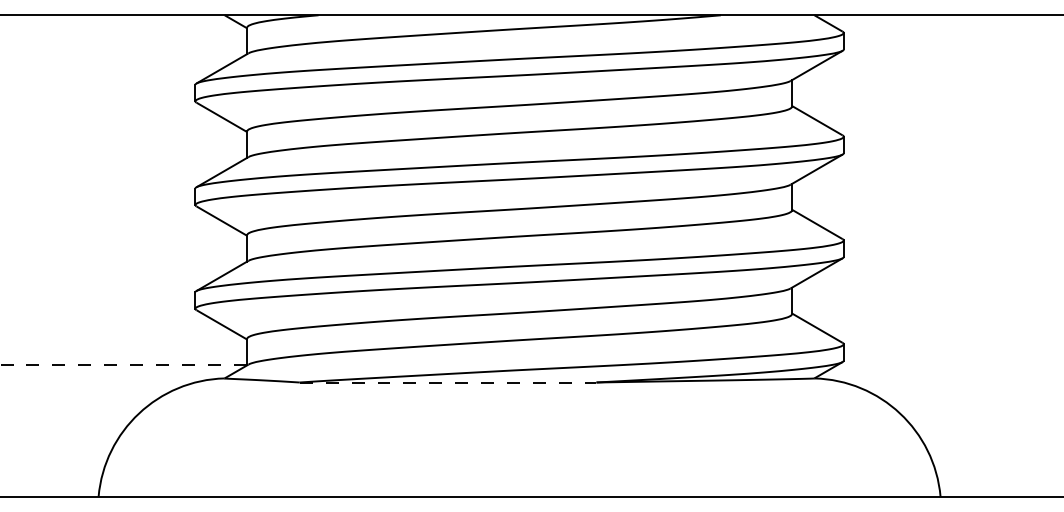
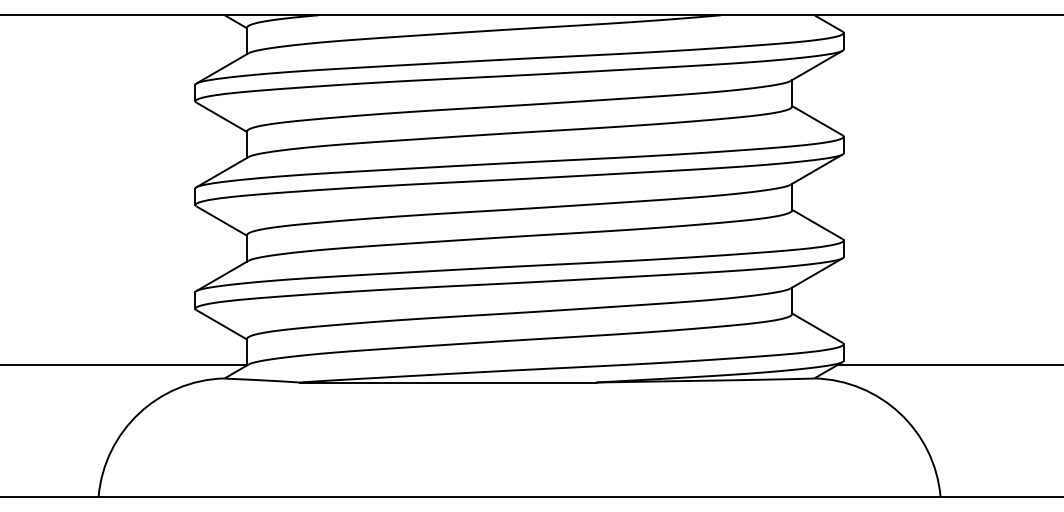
line: dashed -> solid (124, 365)
line: none -> present (948, 365)
line: dashed -> solid (448, 382)
